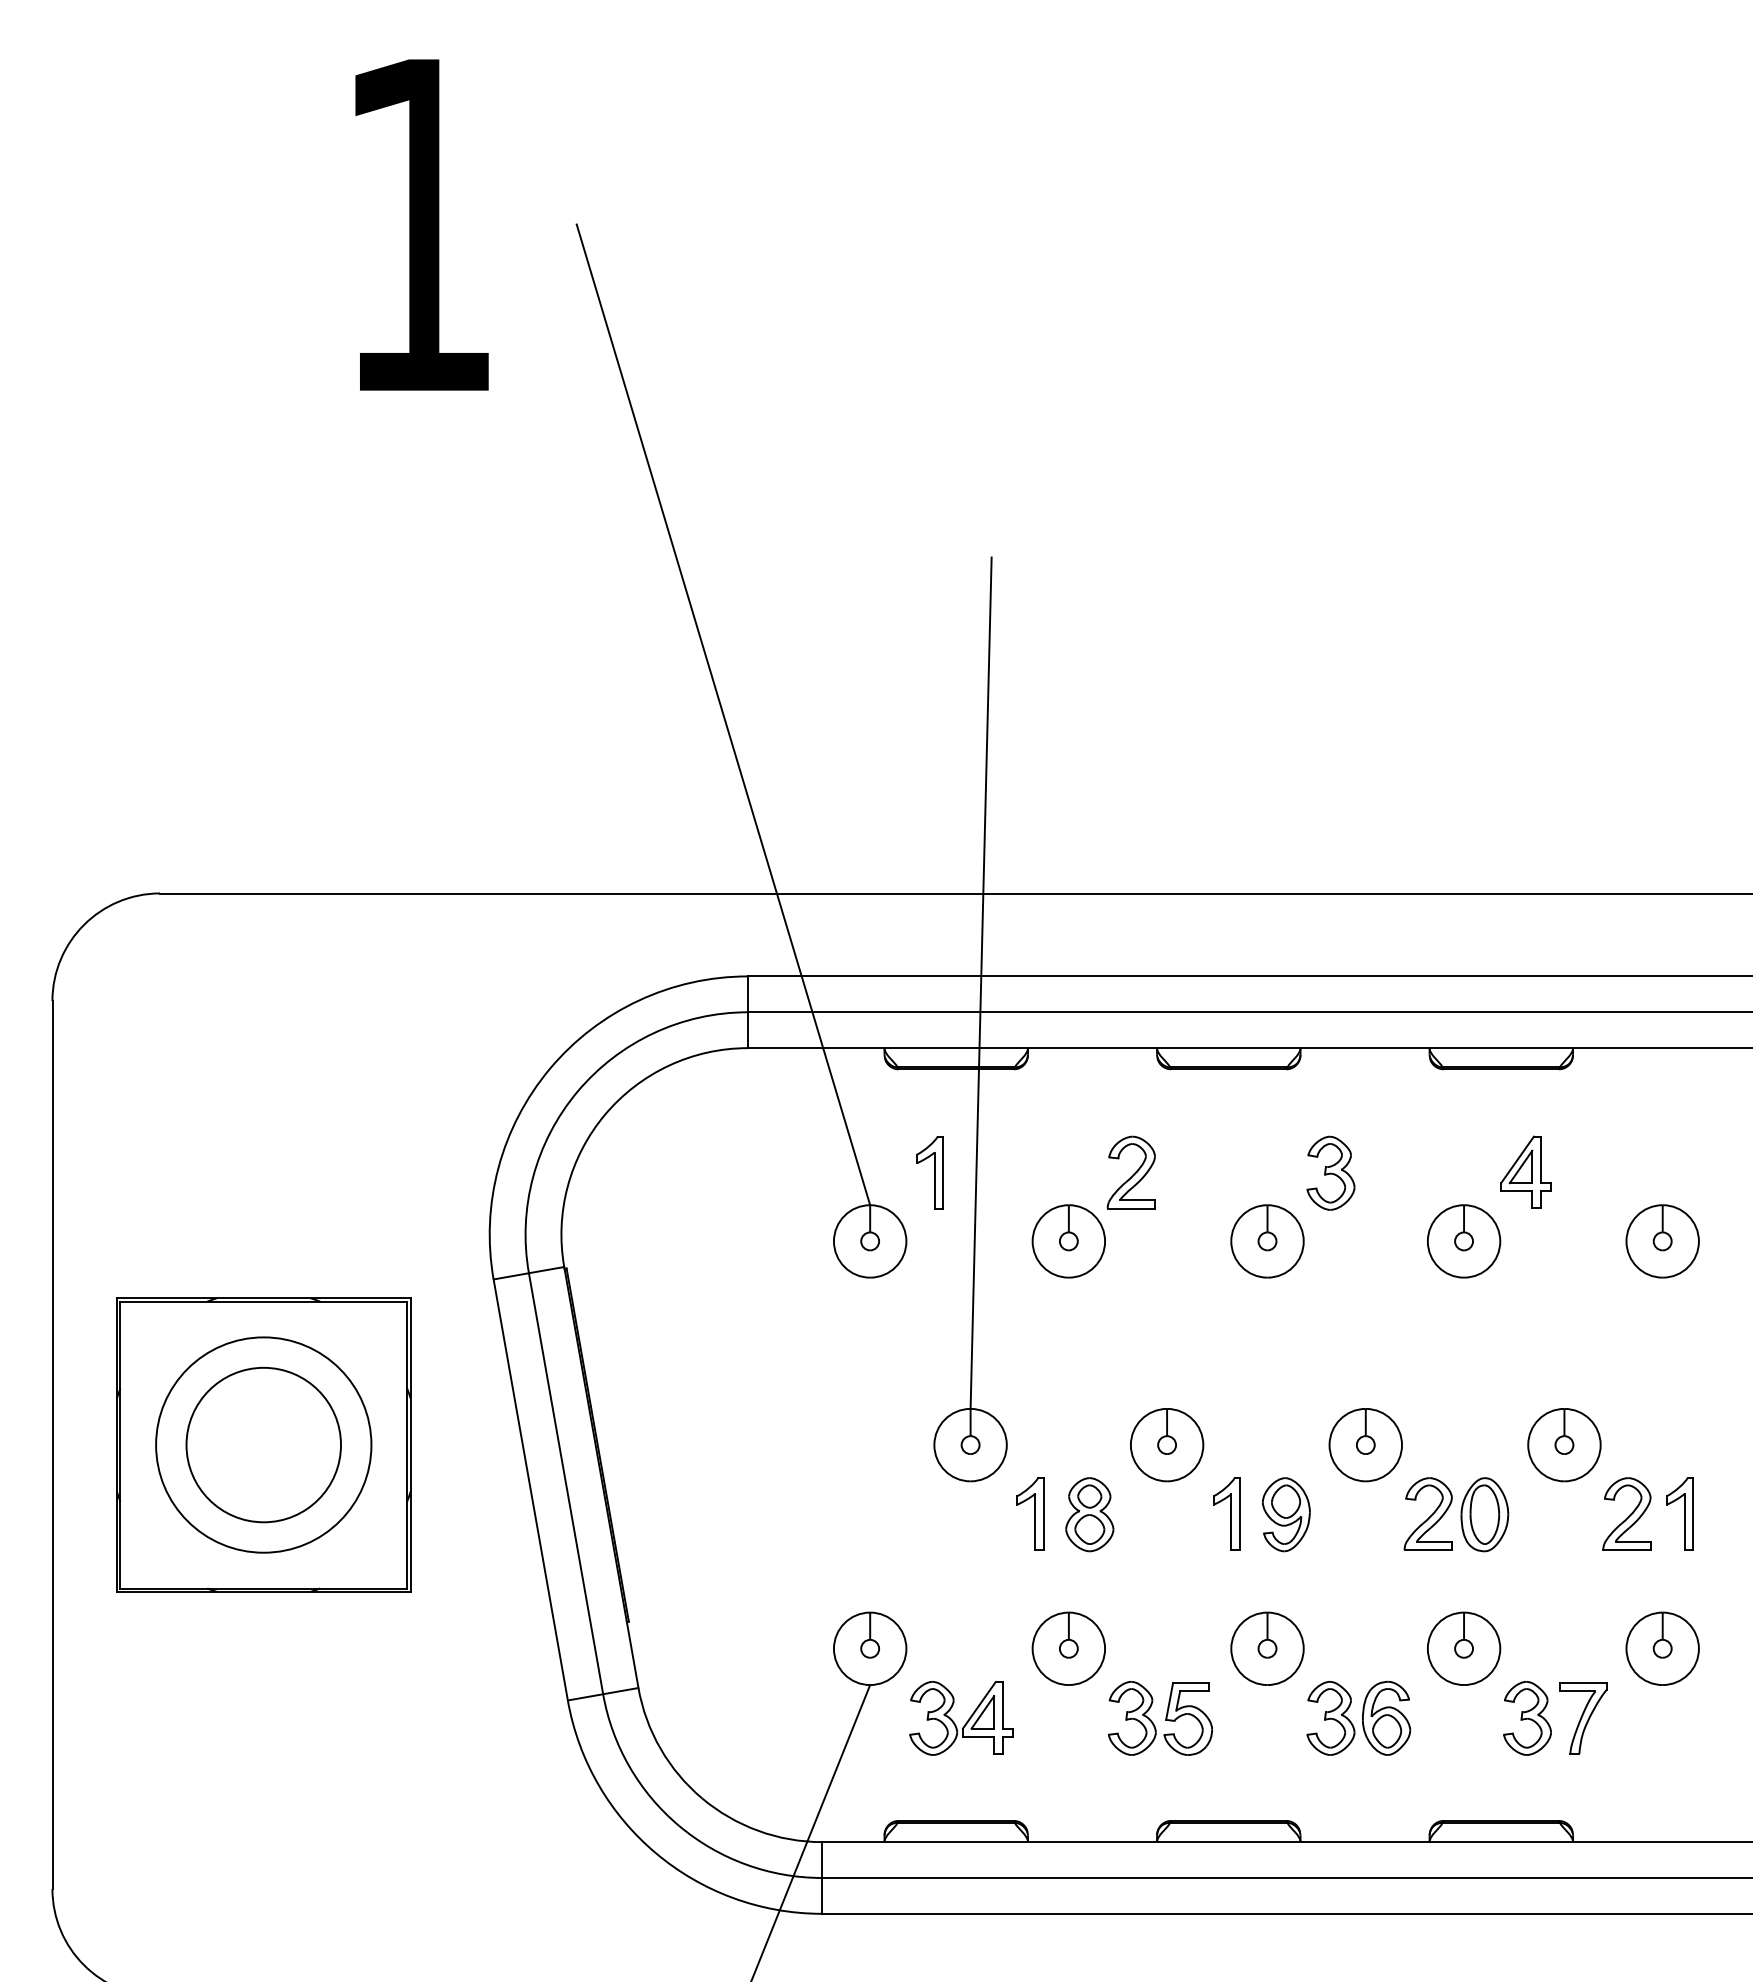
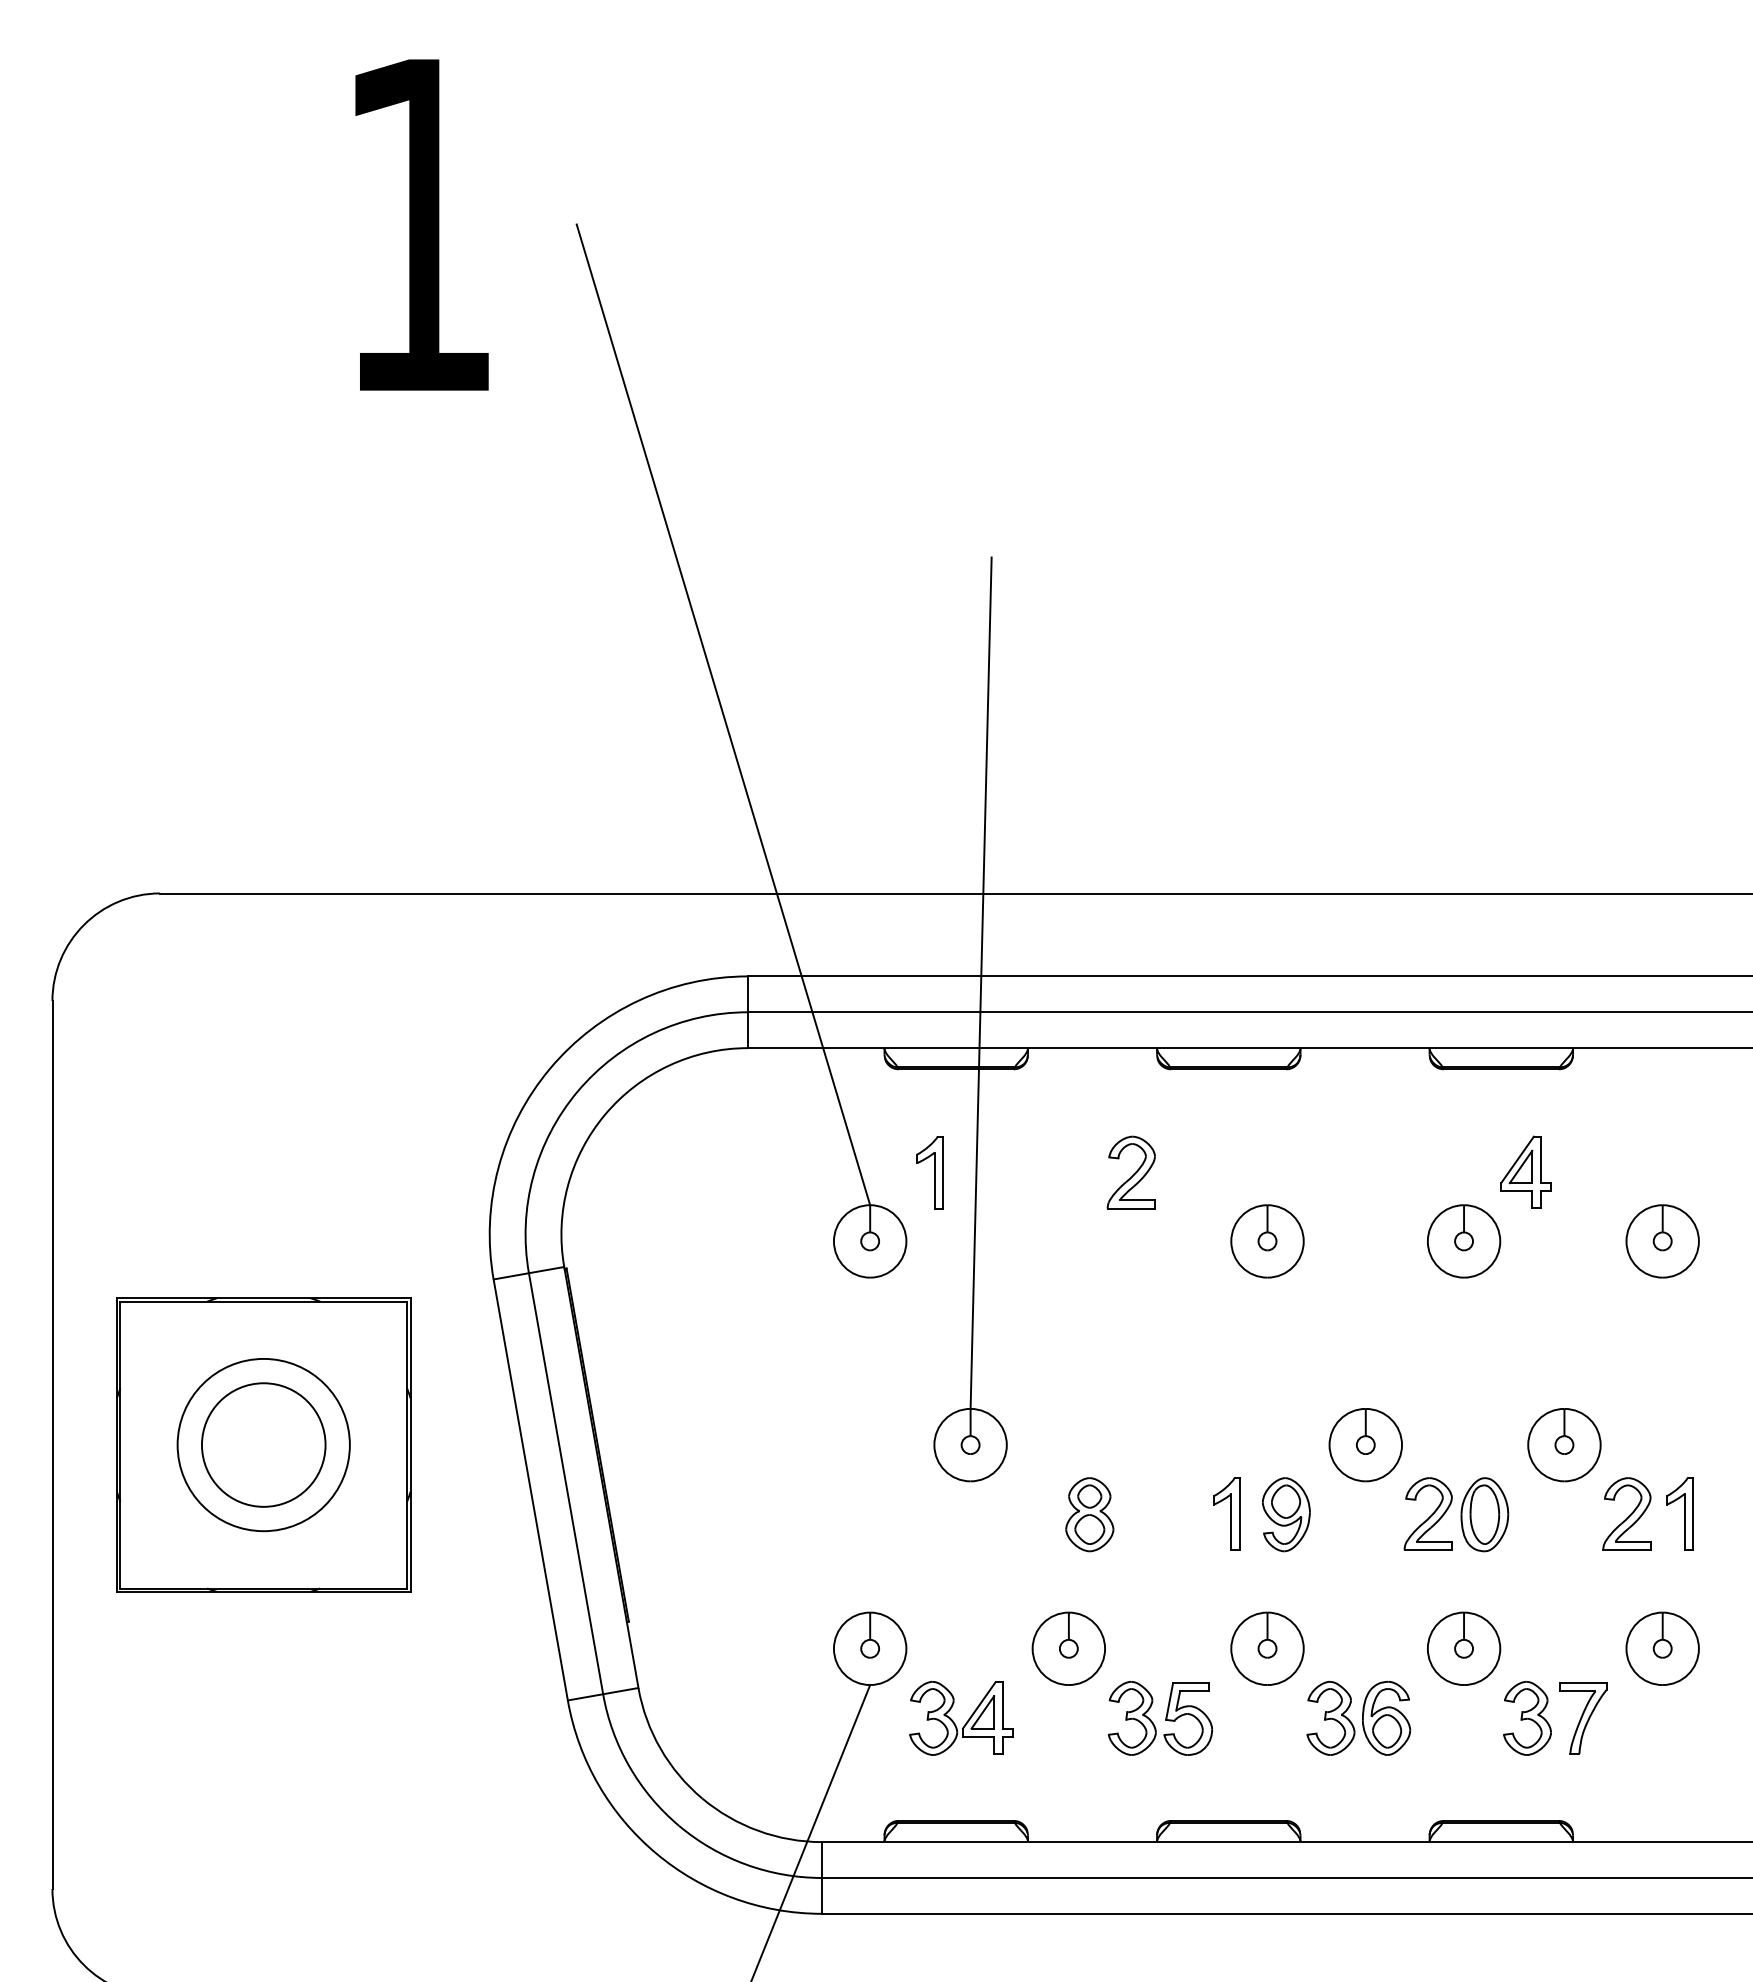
part: present -> none (1330, 1172)
part: present -> none (1068, 1241)
circle diameter: 154 px -> 124 px (263, 1444)
circle diameter: 215 px -> 172 px (263, 1444)
part: present -> none (1167, 1445)
part: present -> none (1030, 1513)
